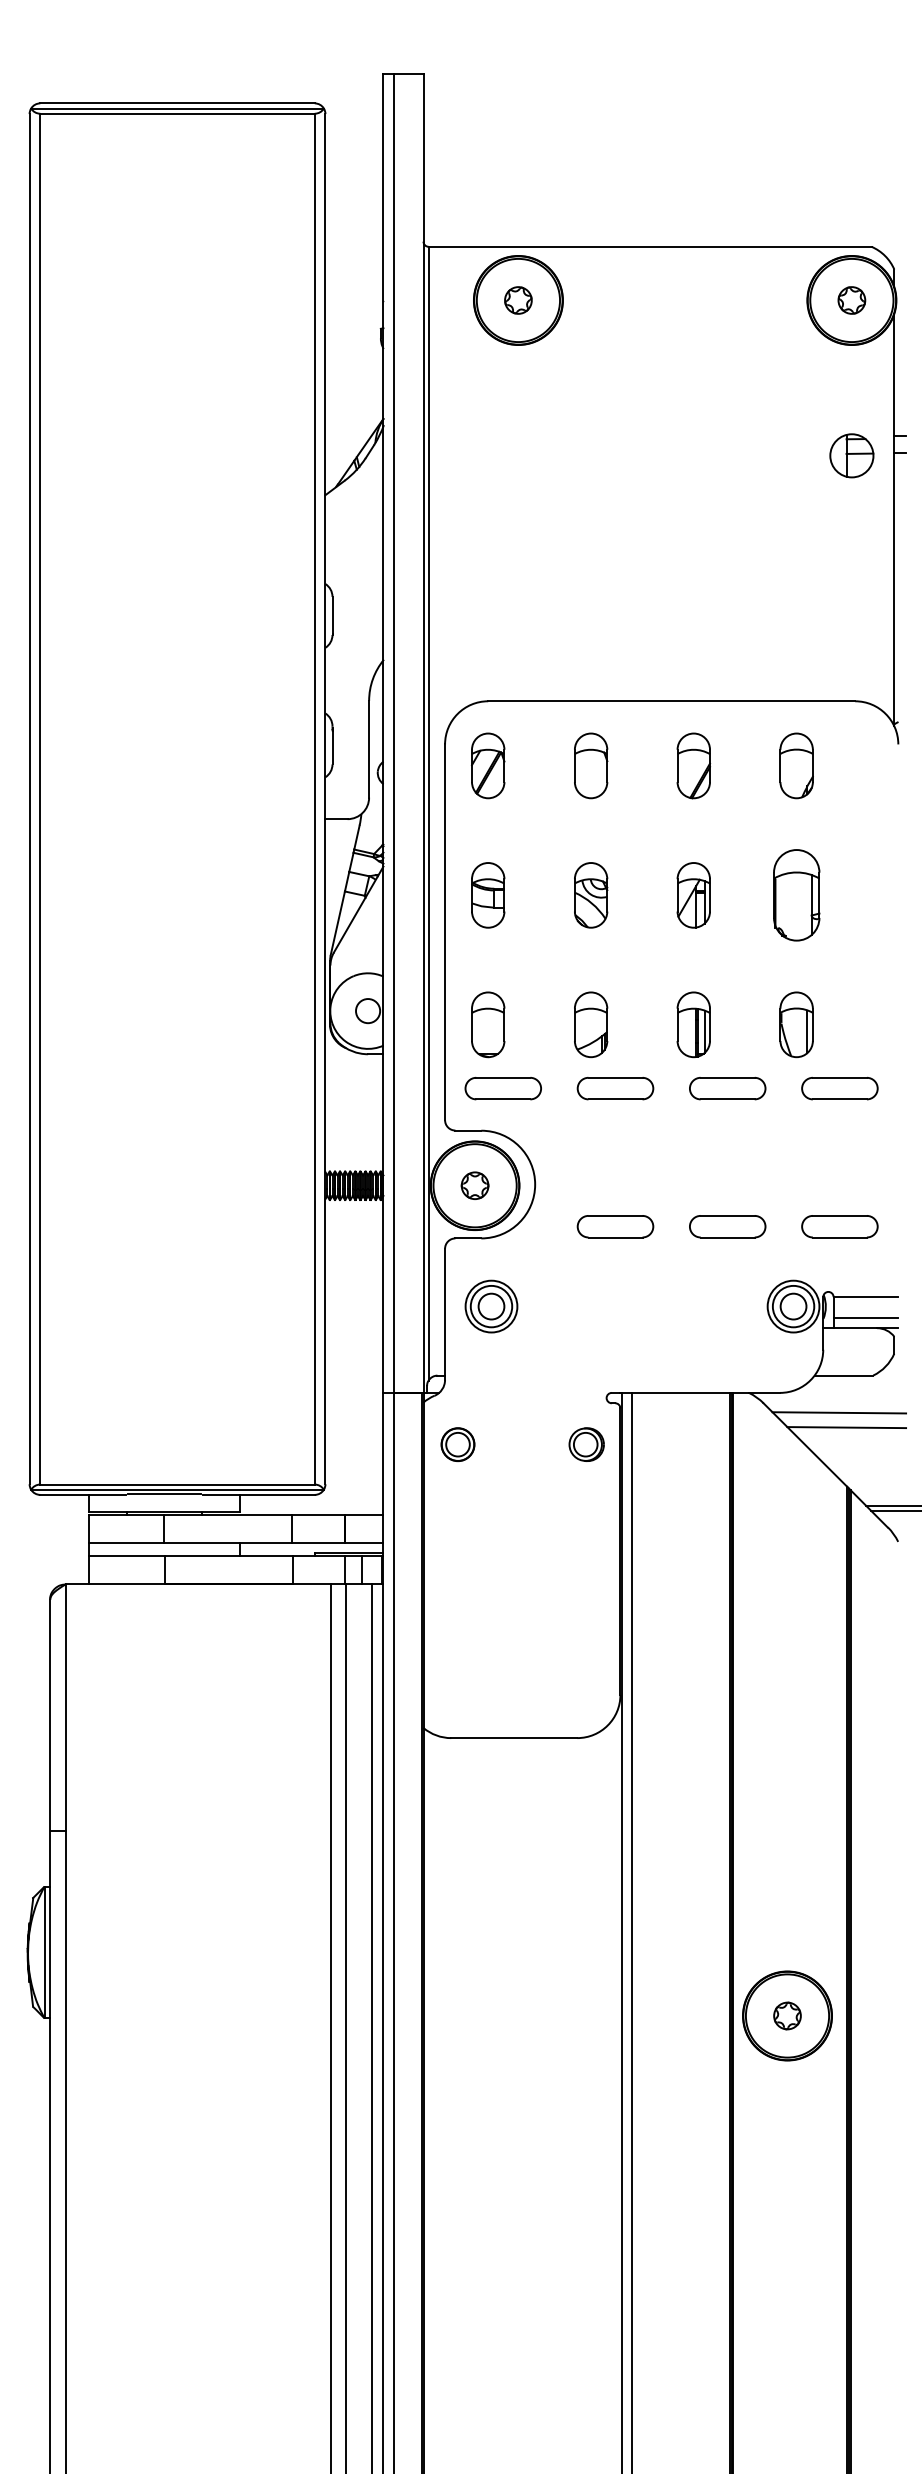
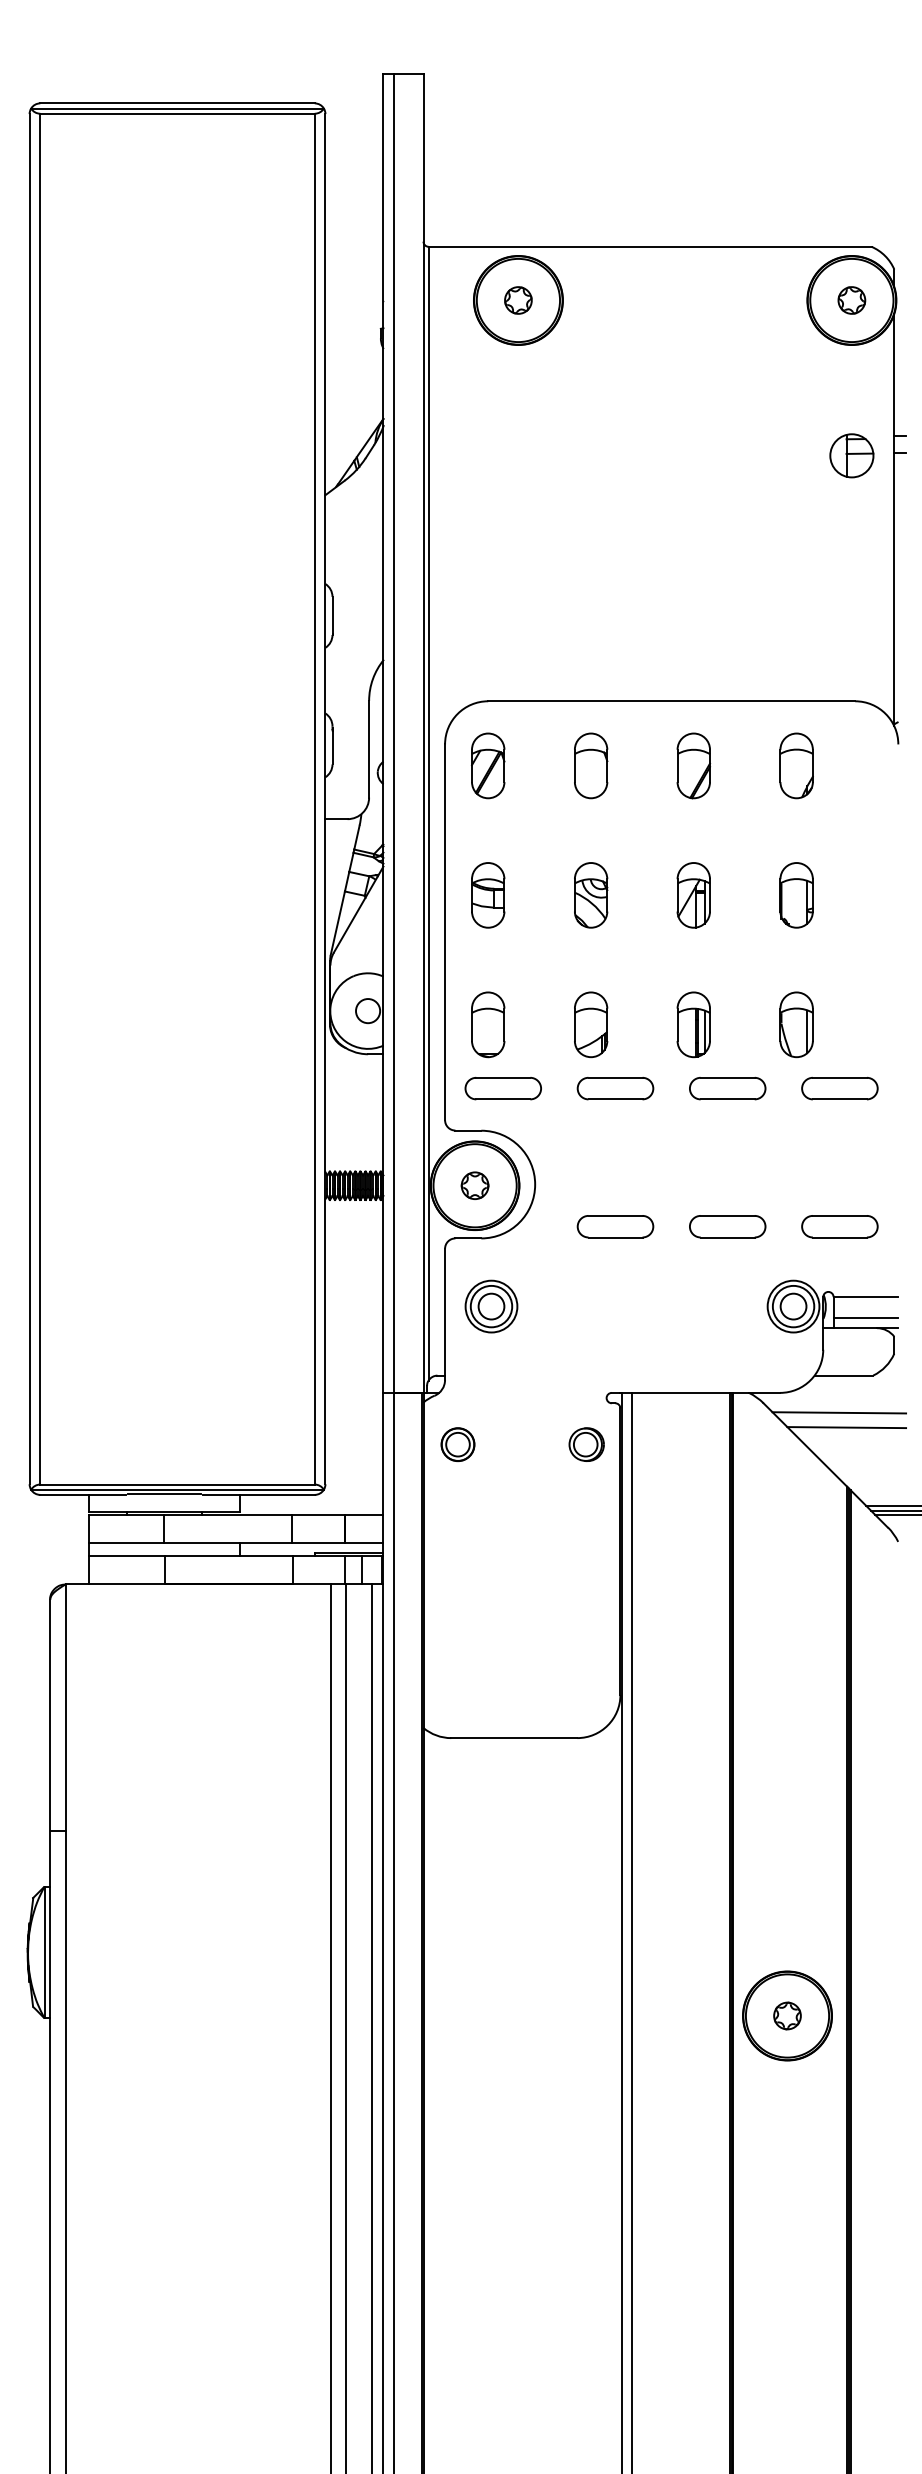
part size: 48x93 px -> 35x67 px (796, 895)
line: none -> present (896, 1514)
